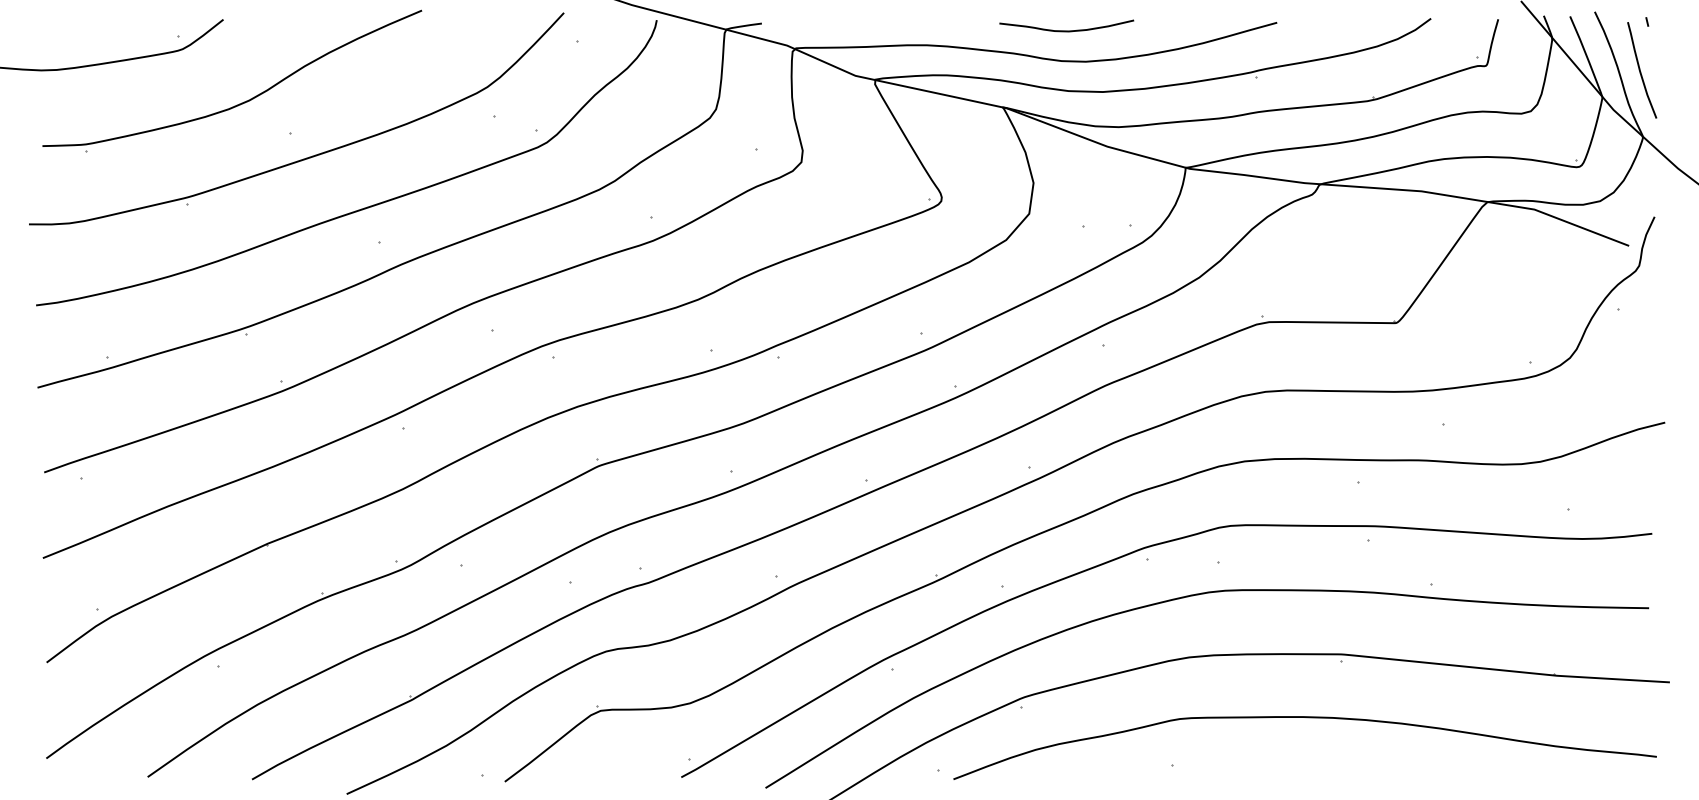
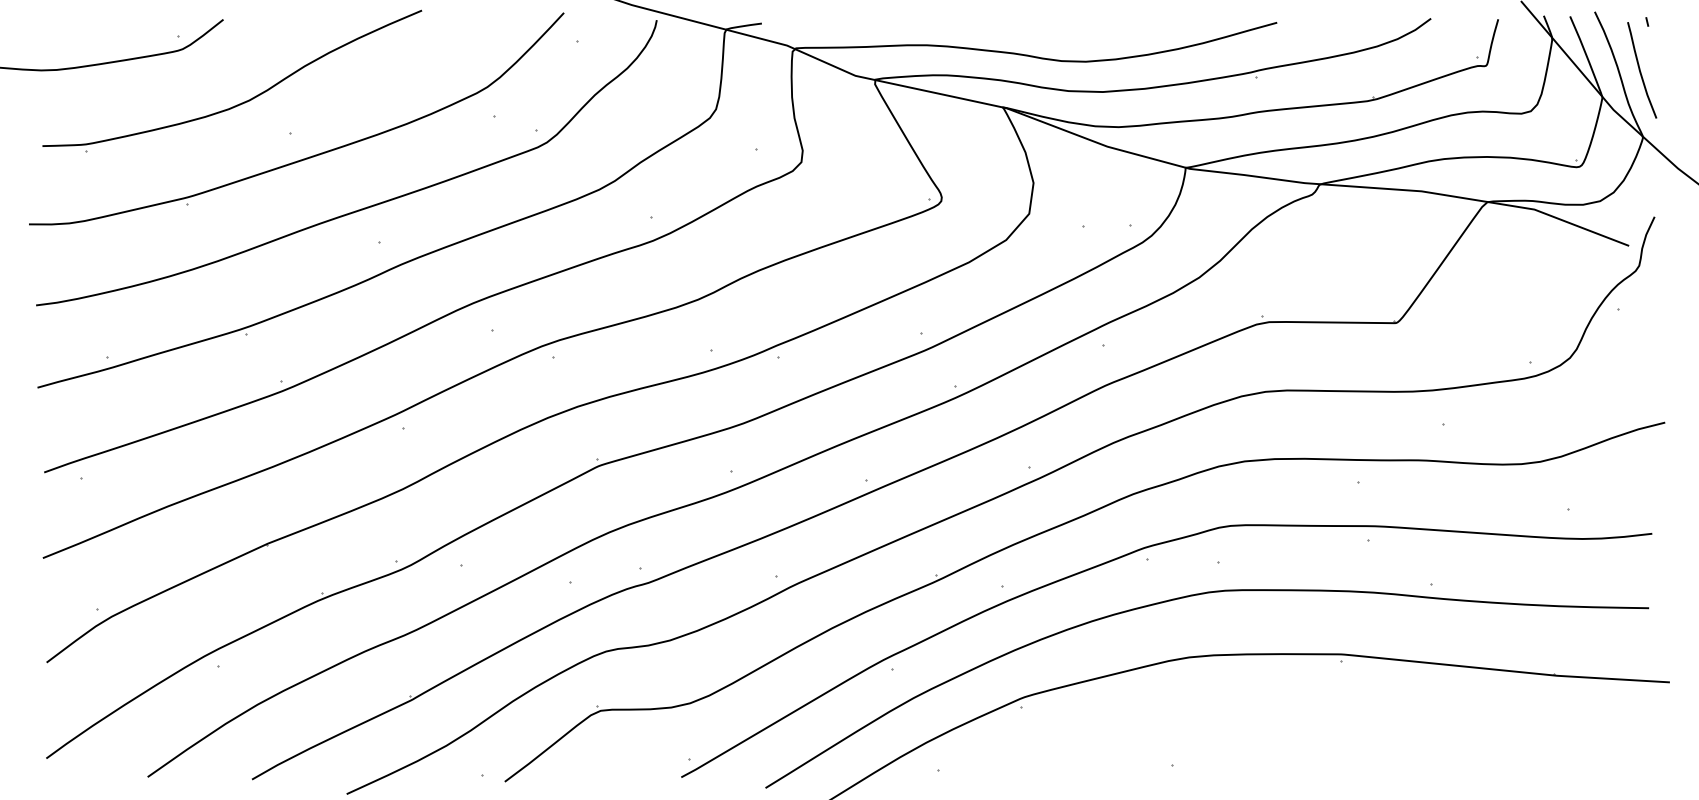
curve: present -> none (1066, 30)
curve: present -> none (1307, 718)
